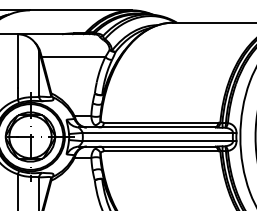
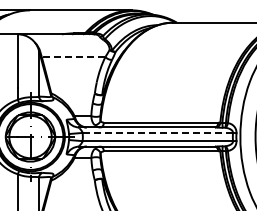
line: solid -> dashed (73, 56)
line: solid -> dashed (157, 132)
